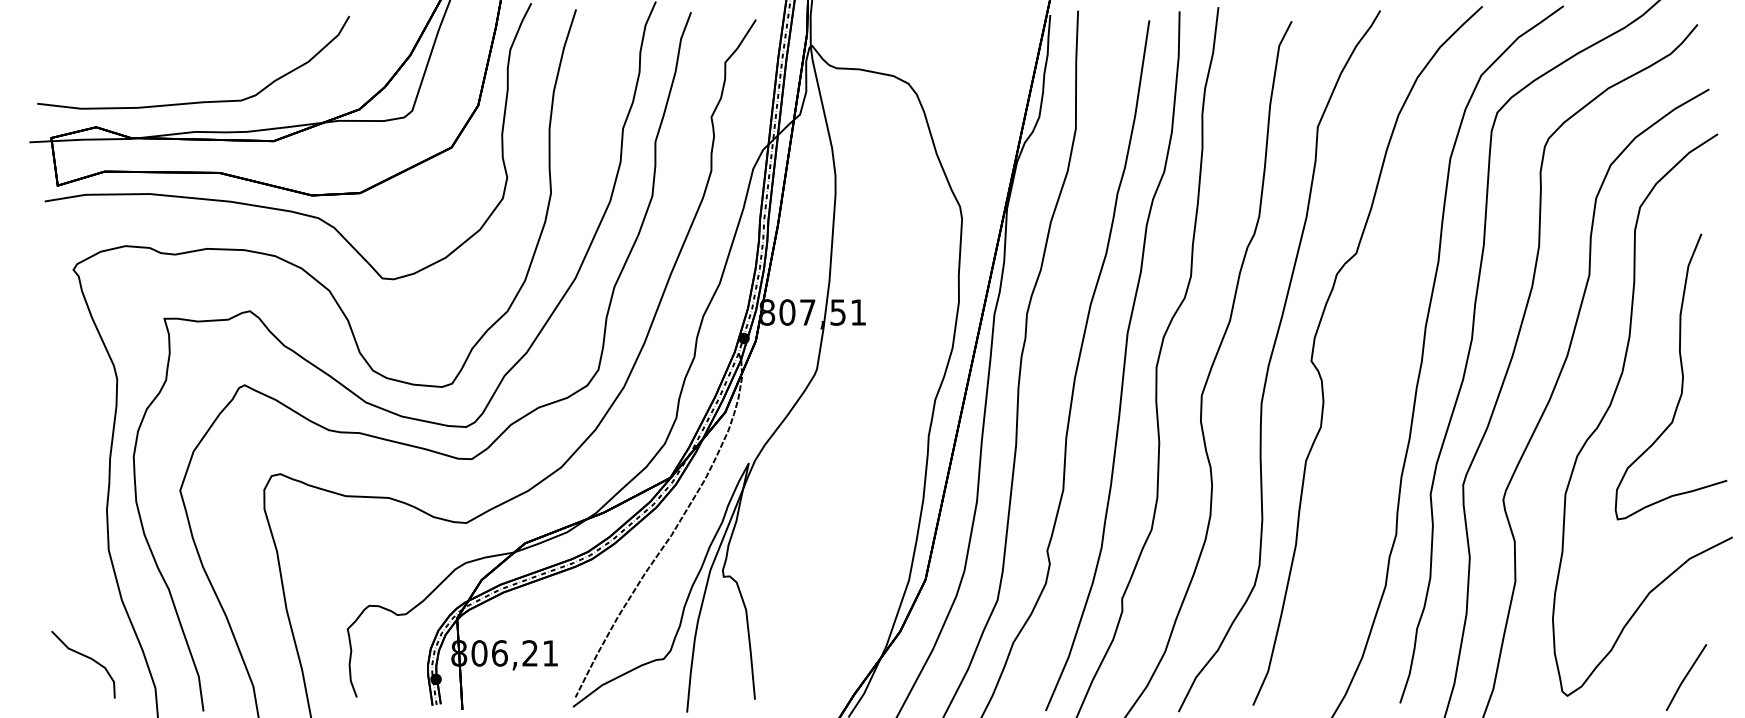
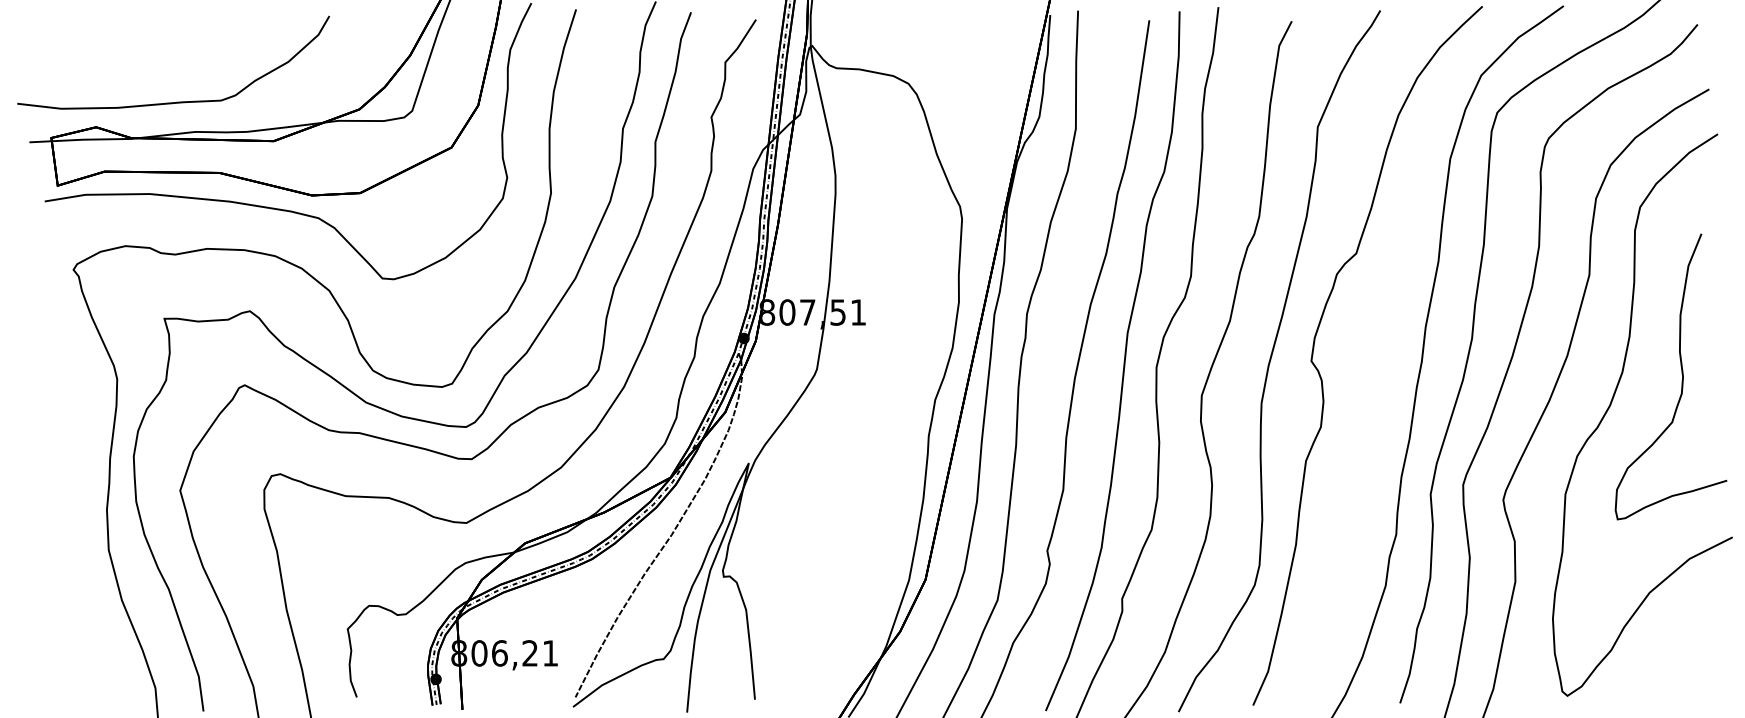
curve position: (196, 101) -> (176, 101) (176, 101)
curve: present -> none (85, 657)
line: present -> none (1686, 677)
